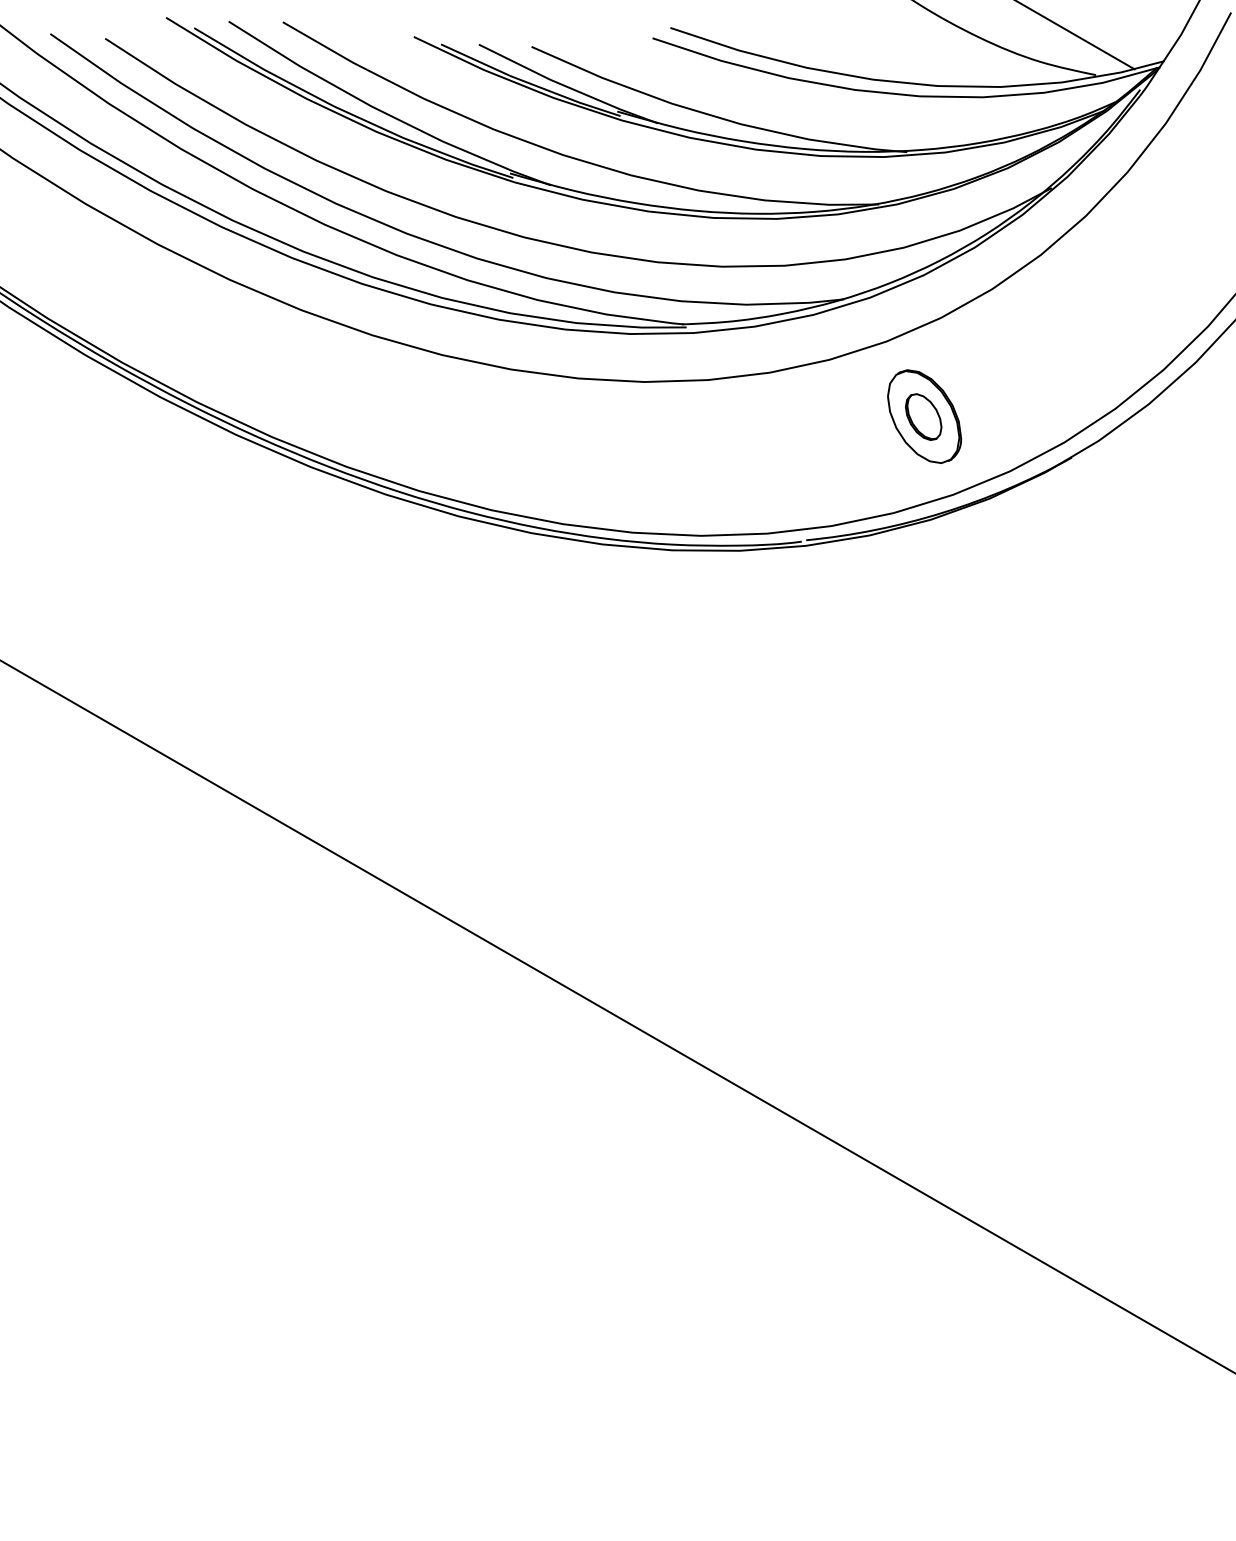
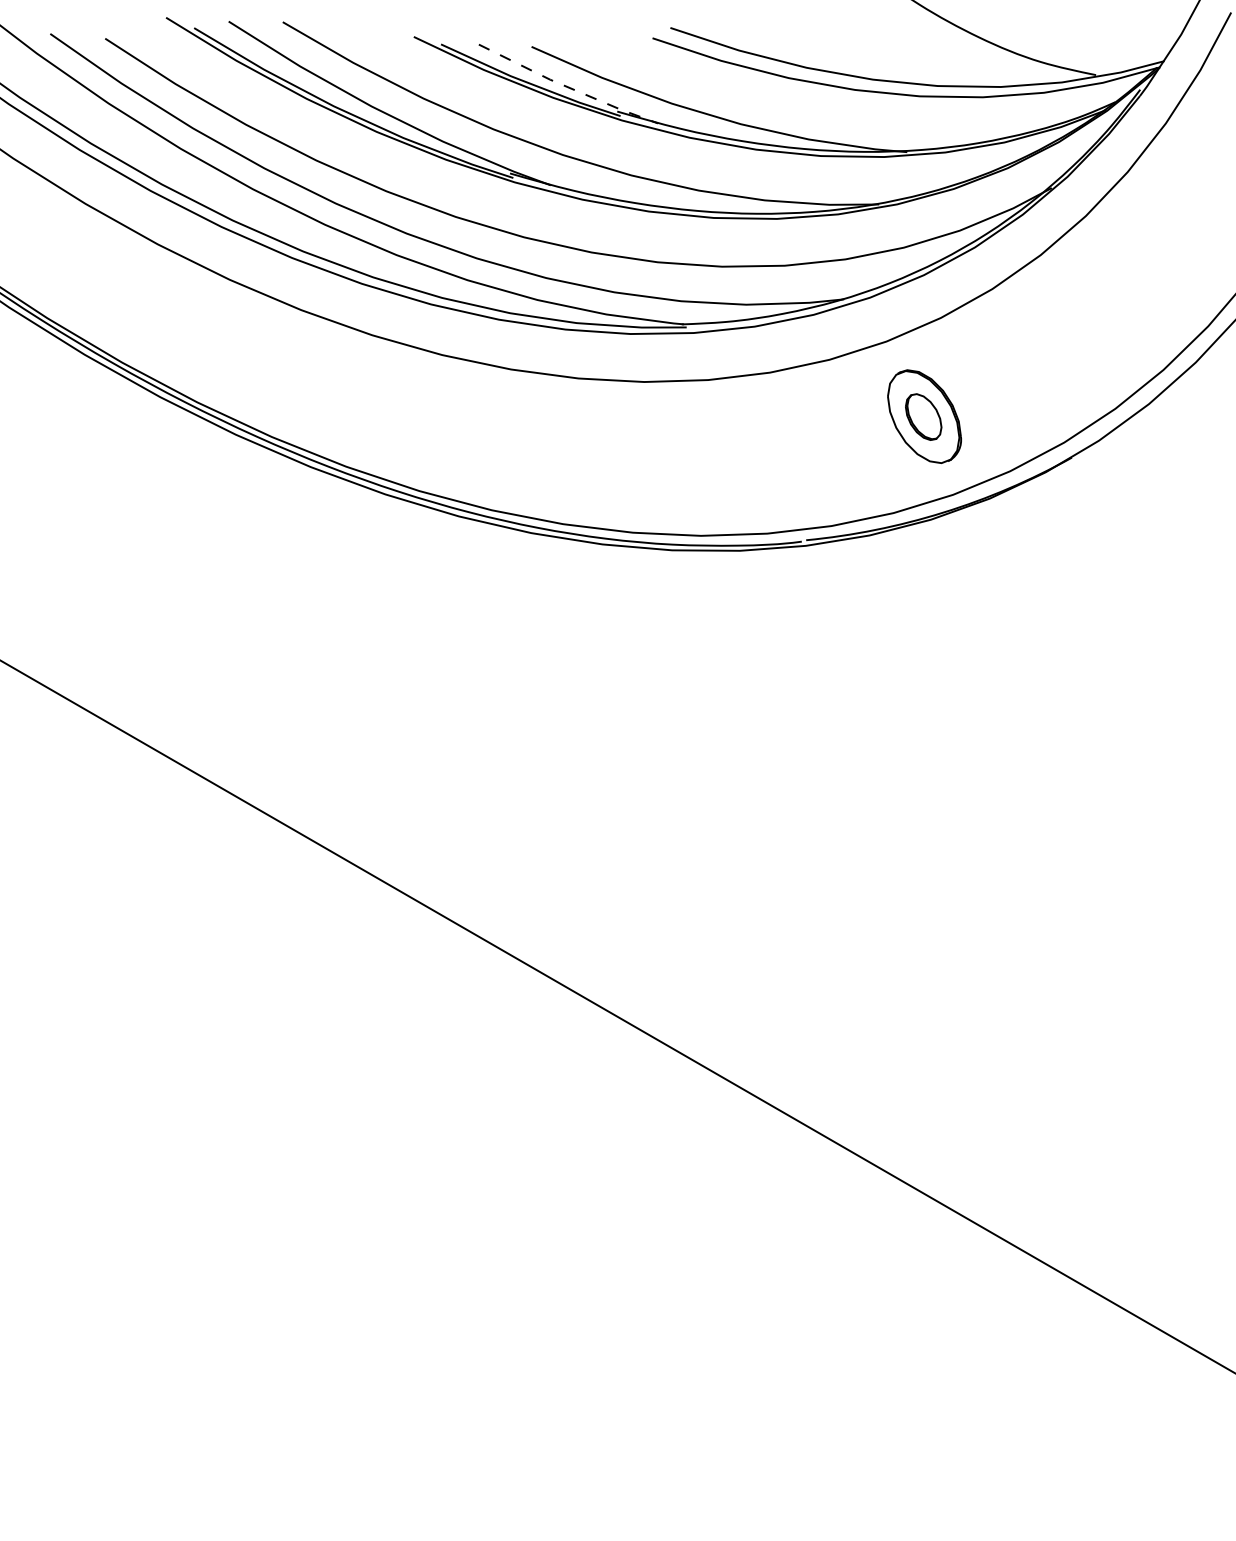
line: present -> none (1076, 35)
line: solid -> dashed (567, 87)
